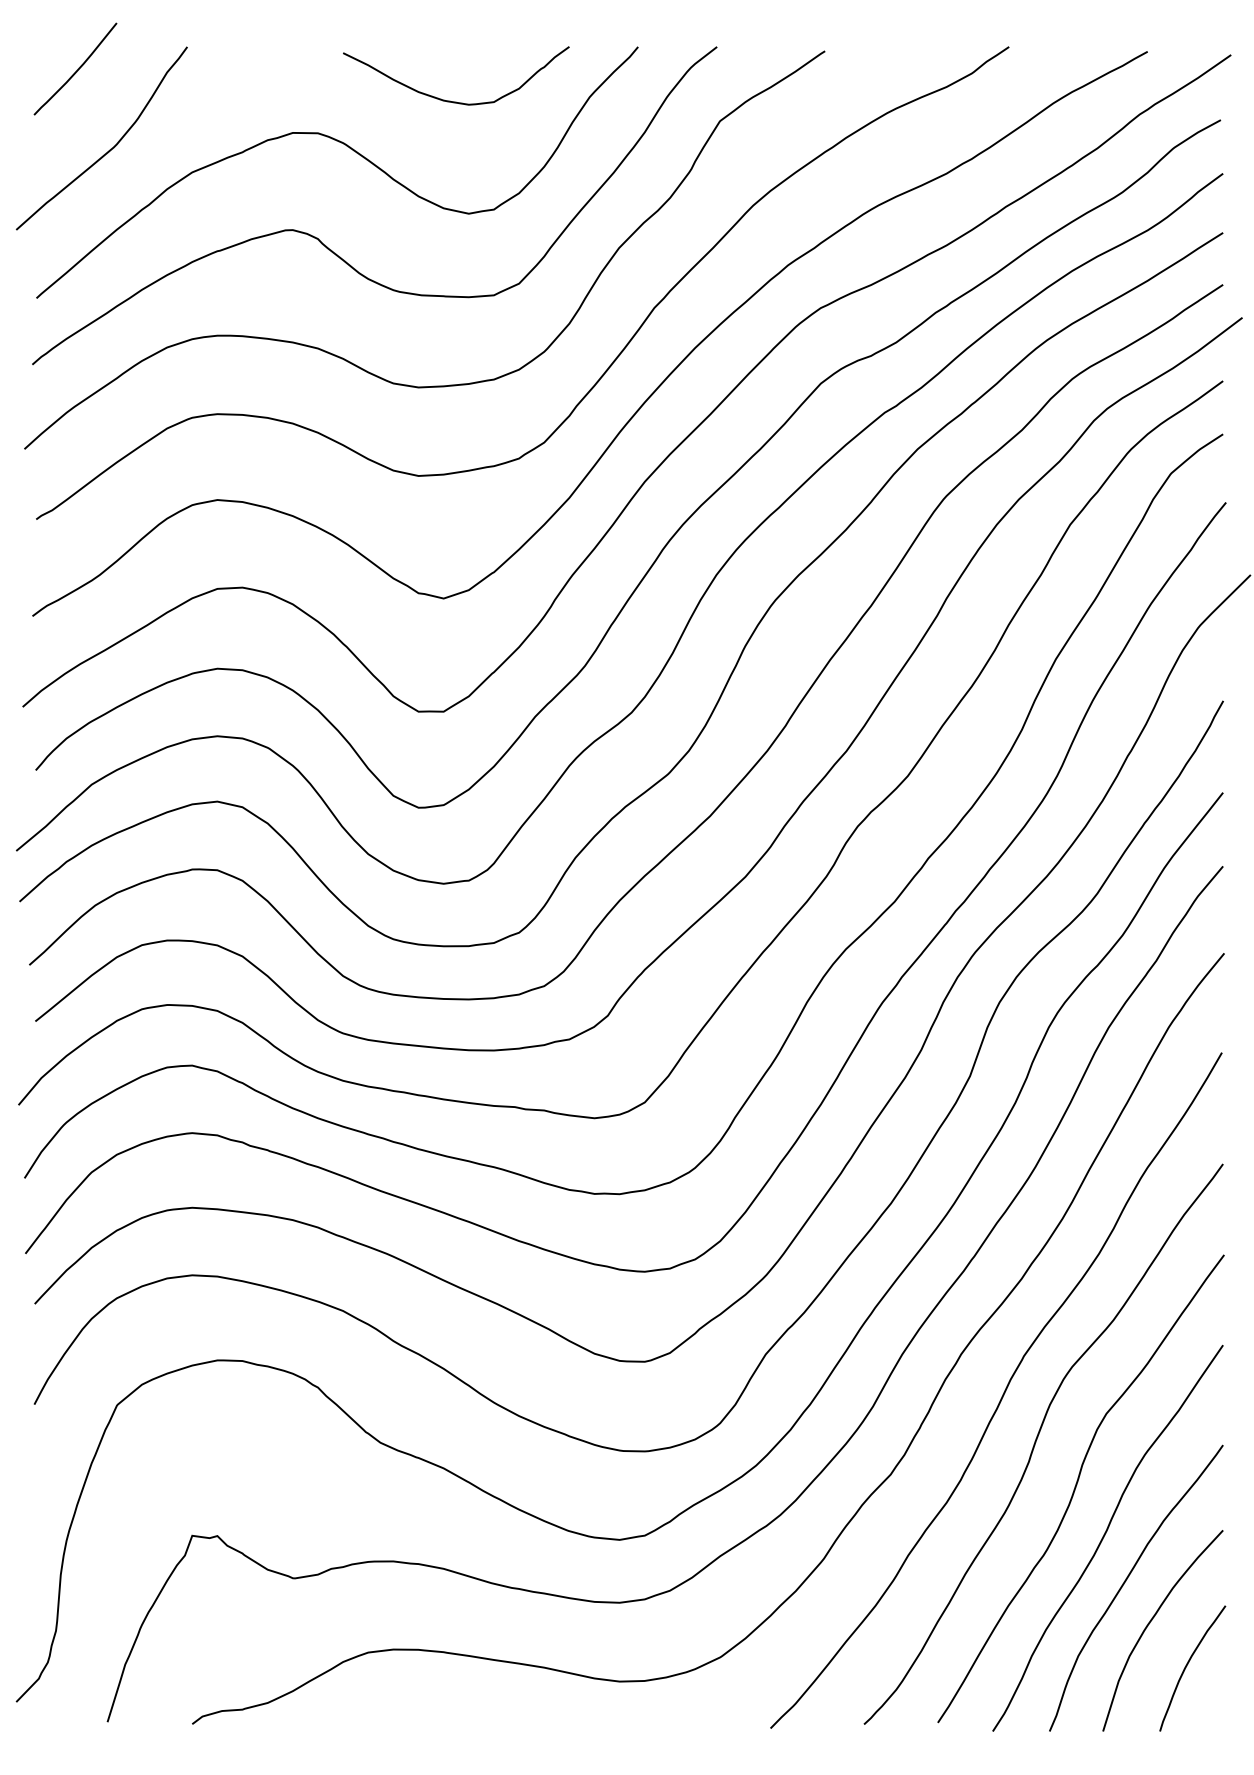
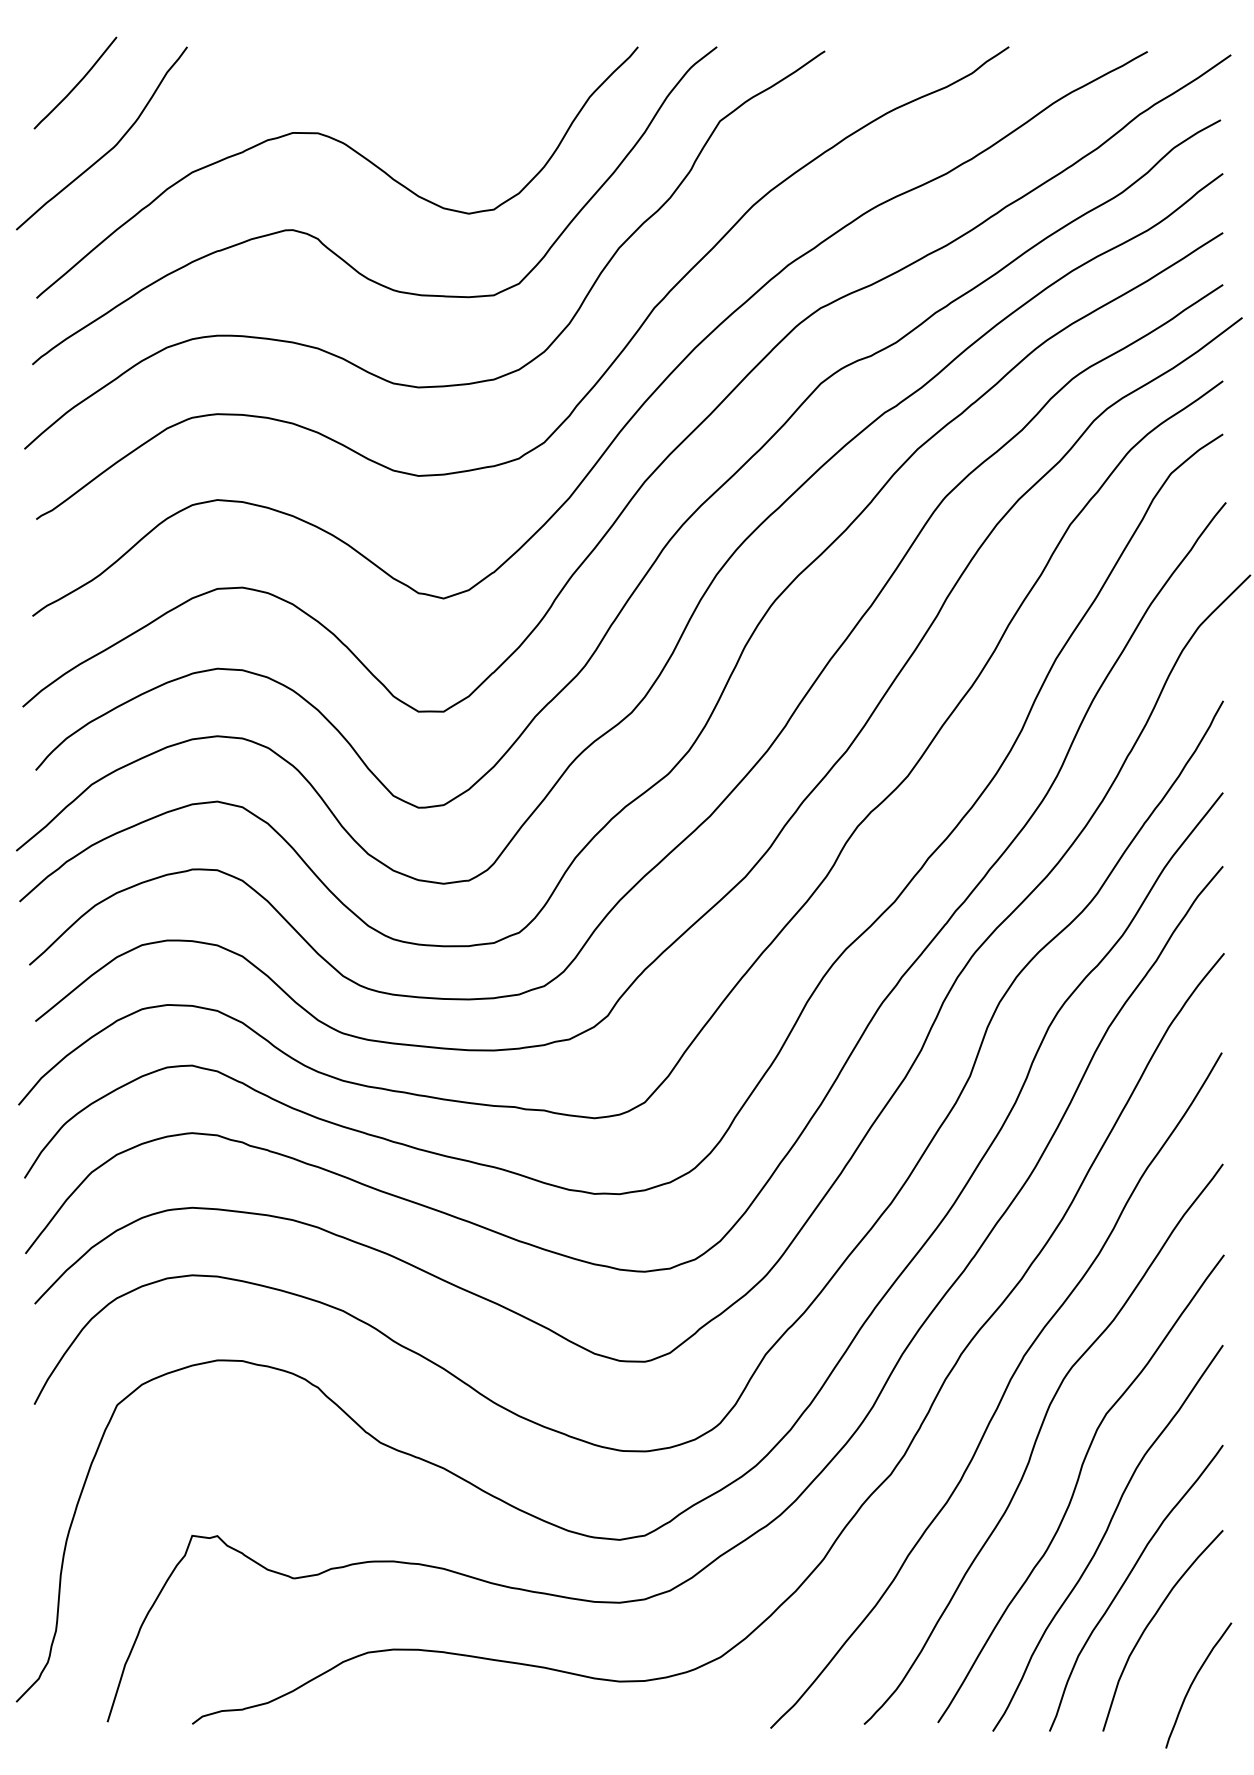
curve position: (77, 69) -> (77, 83) (77, 83)
curve: present -> none (450, 100)
curve position: (1187, 1666) -> (1193, 1683) (1193, 1683)
